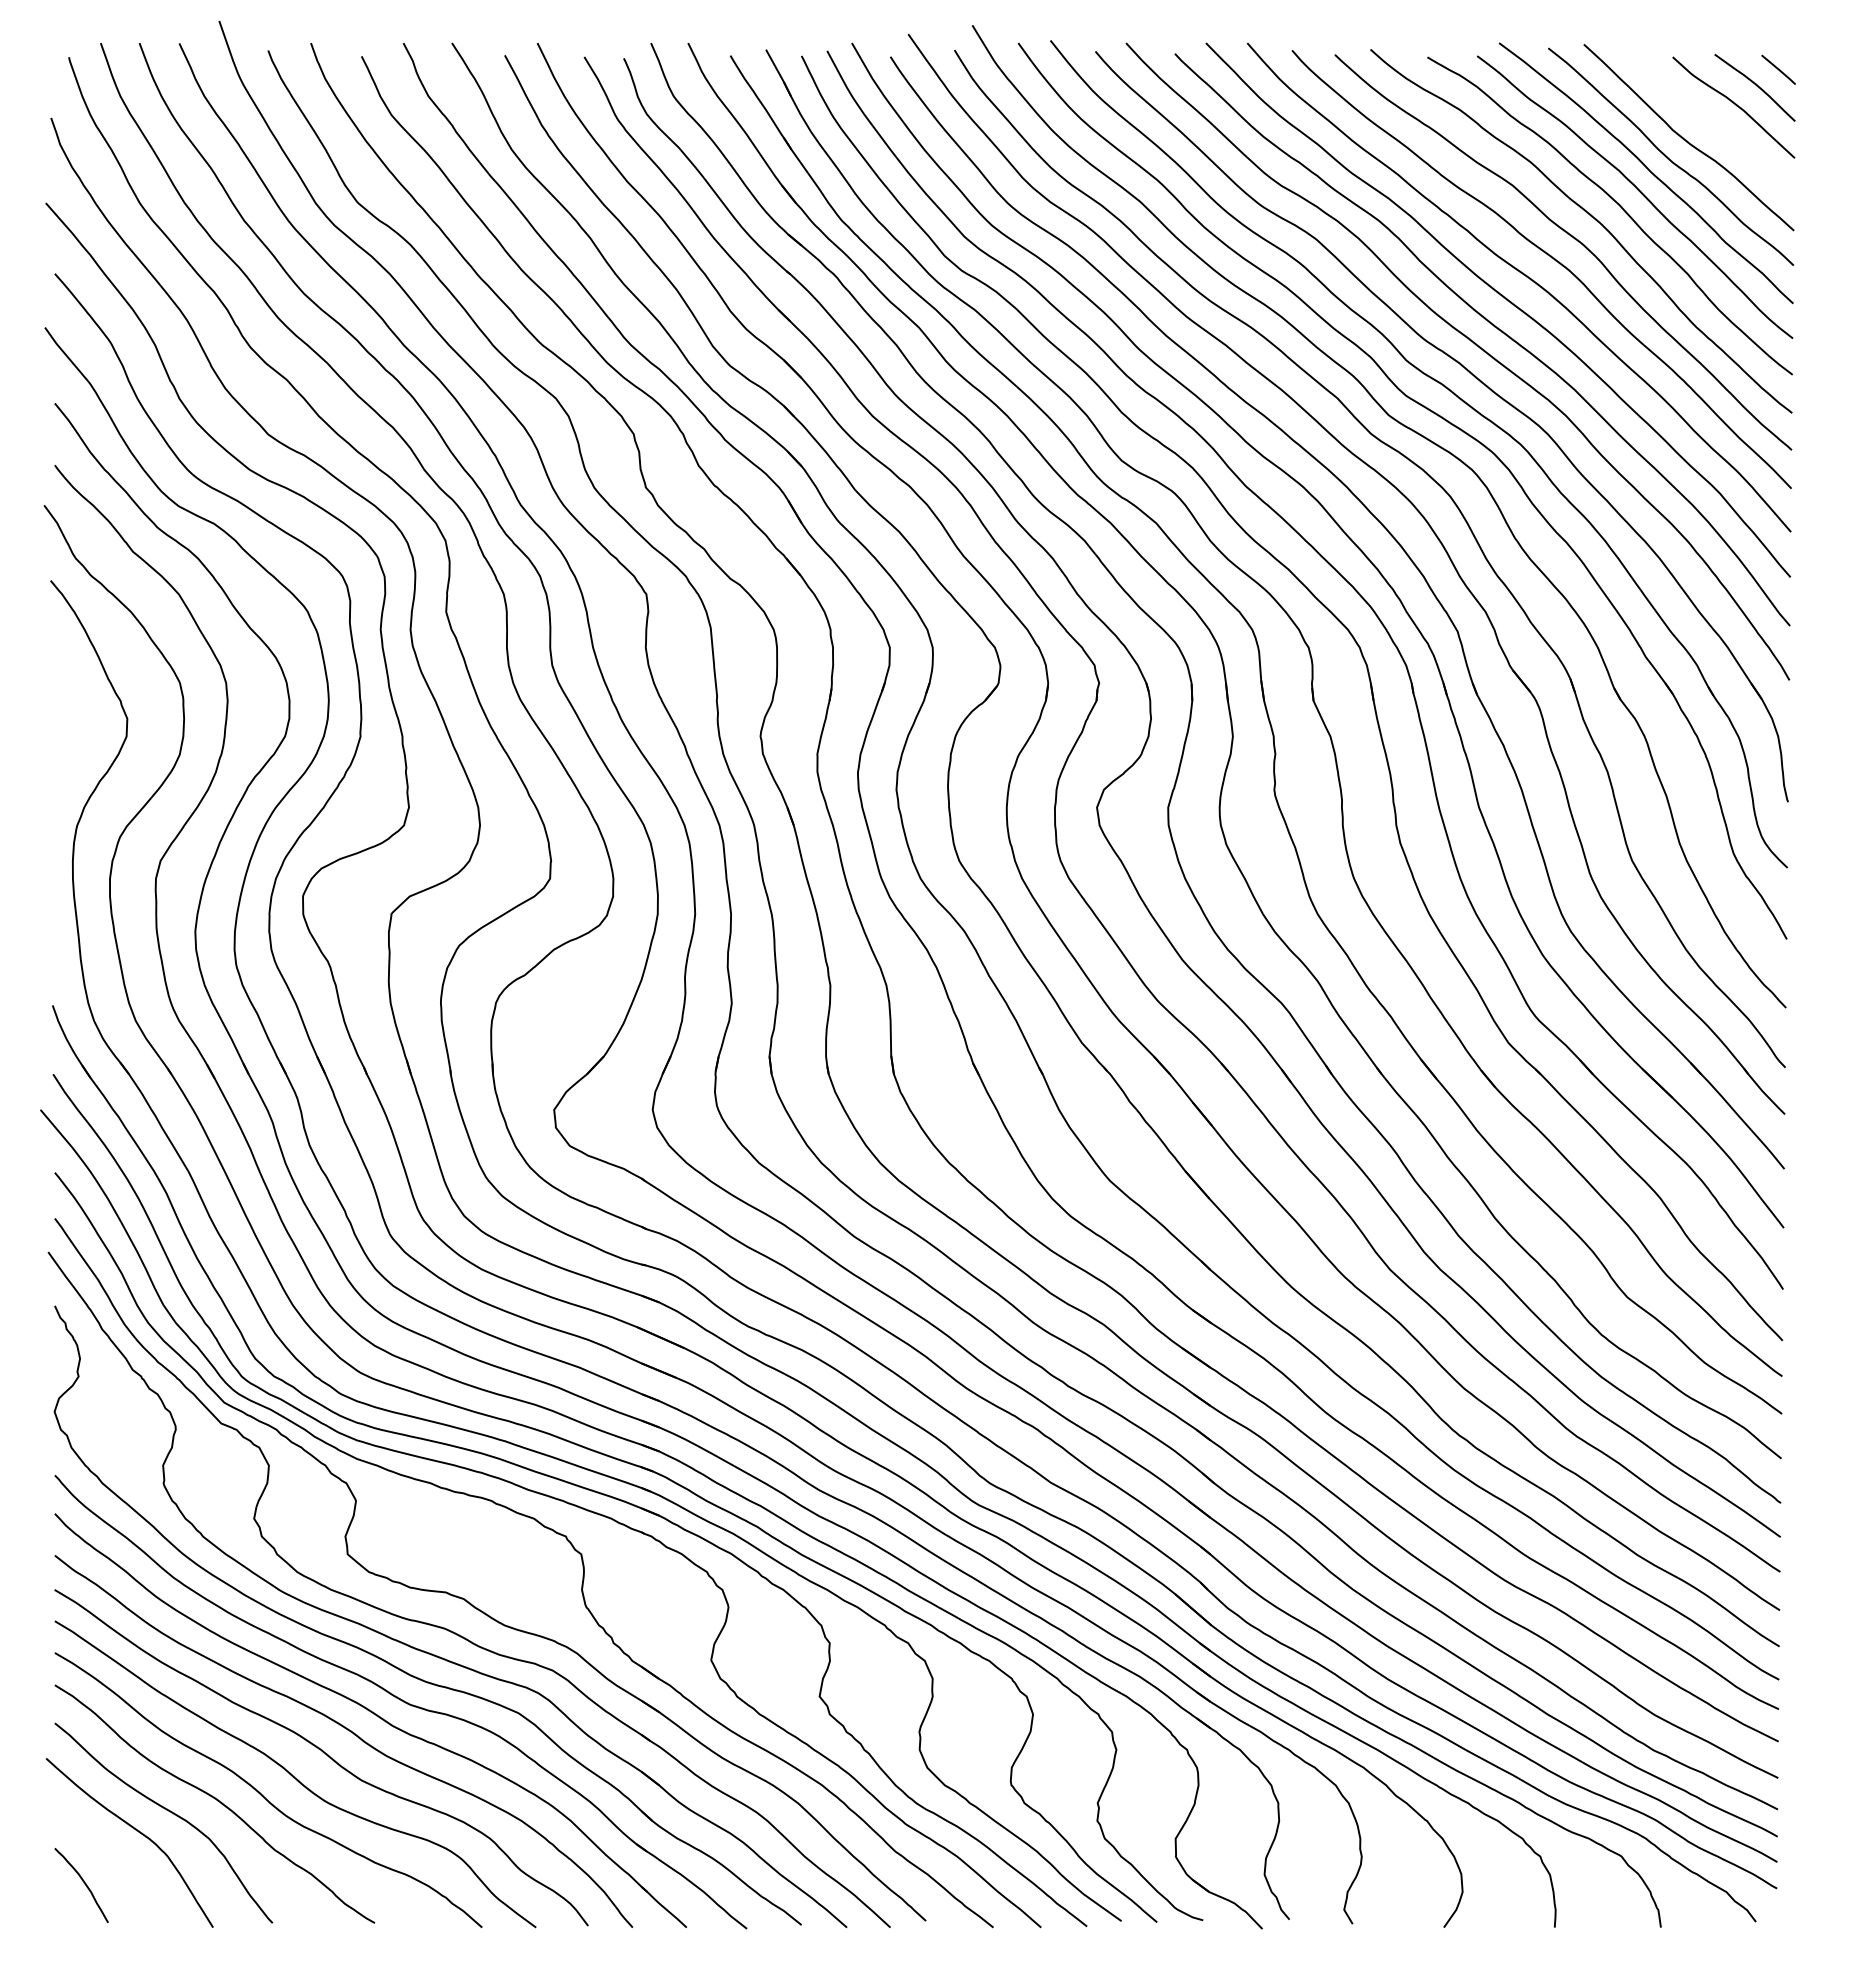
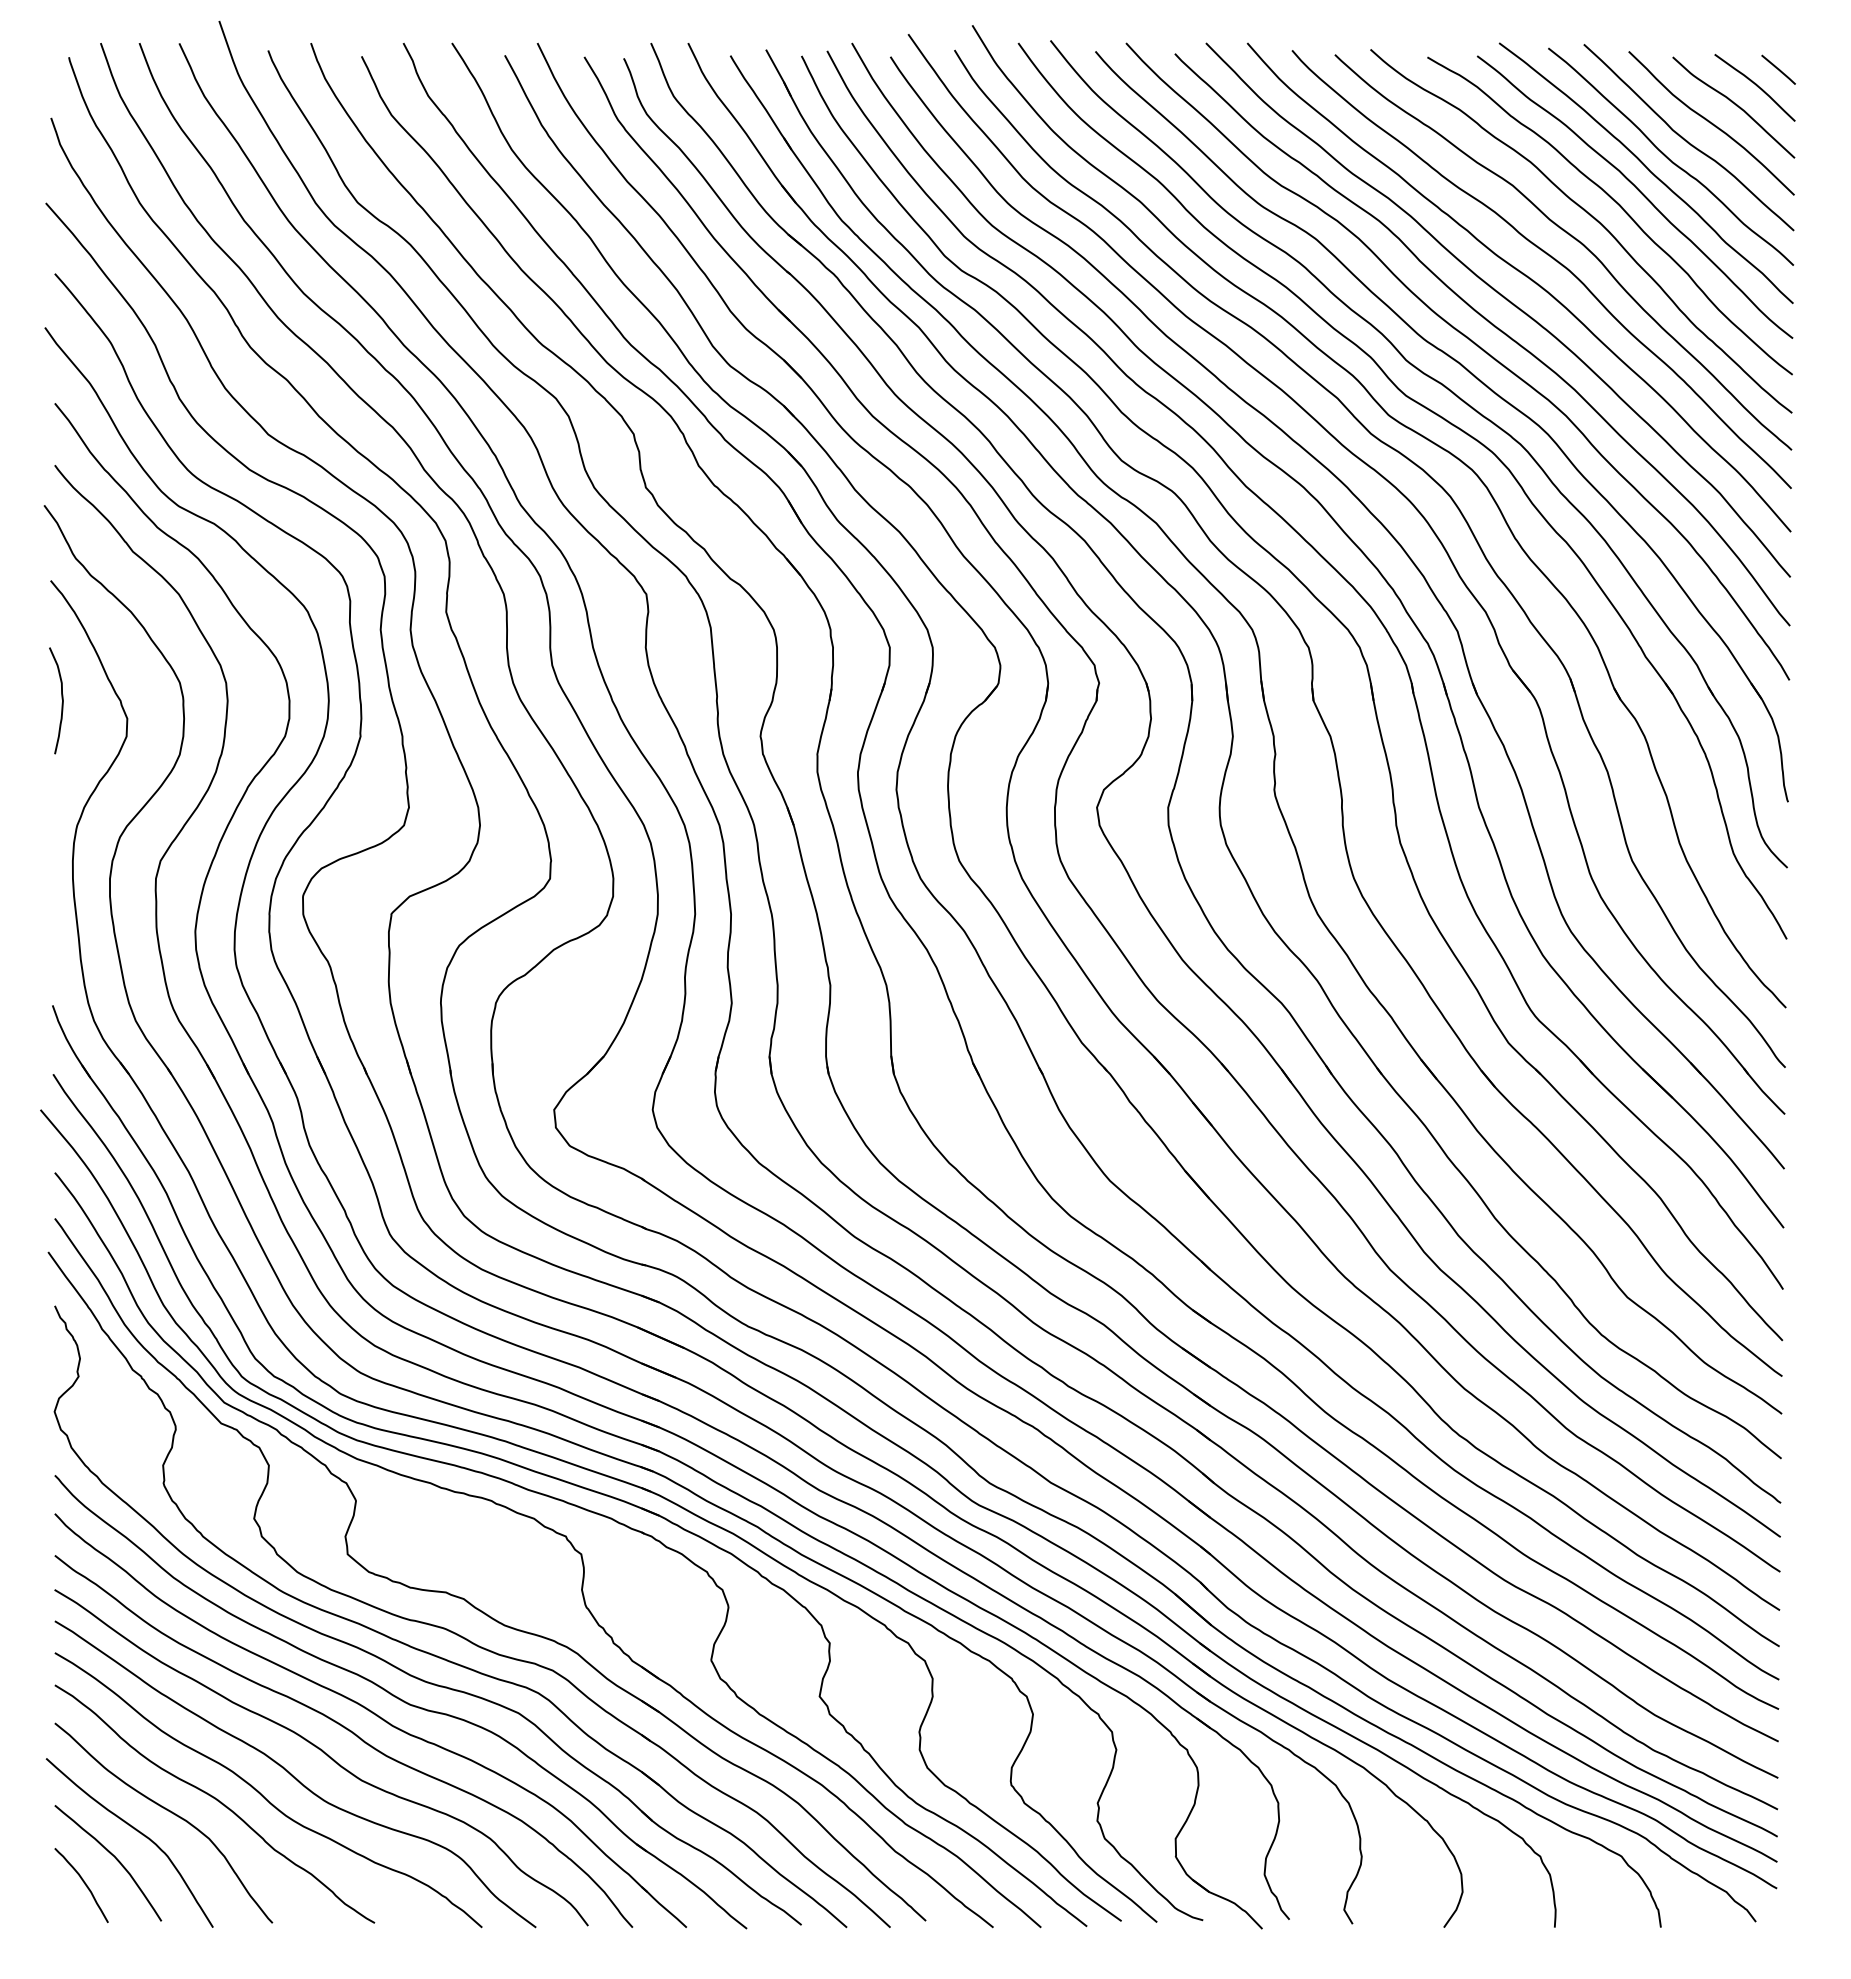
curve: none -> present (1711, 123)
curve: none -> present (61, 699)
curve: none -> present (115, 1859)
